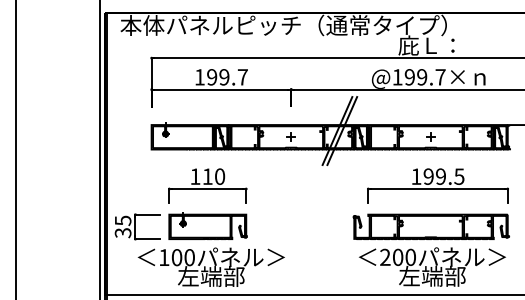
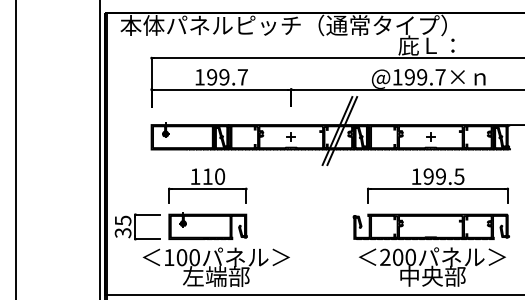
text position: (210, 266) -> (215, 266) (215, 266)
text: 左端部 -> 中央部 (420, 275)
